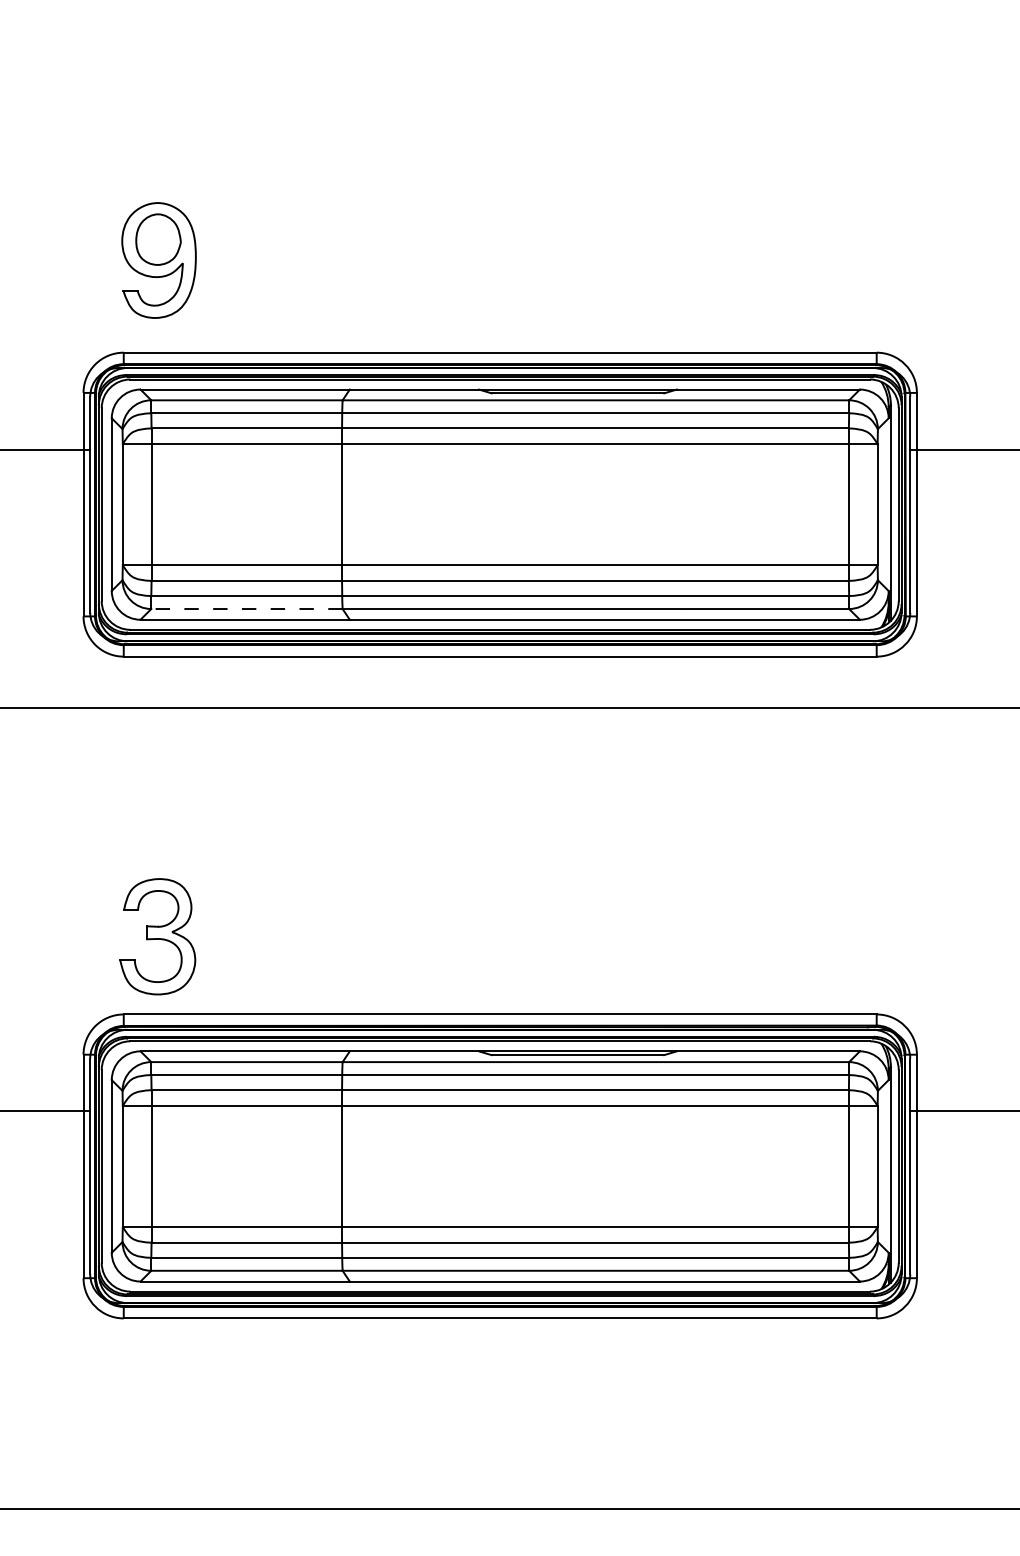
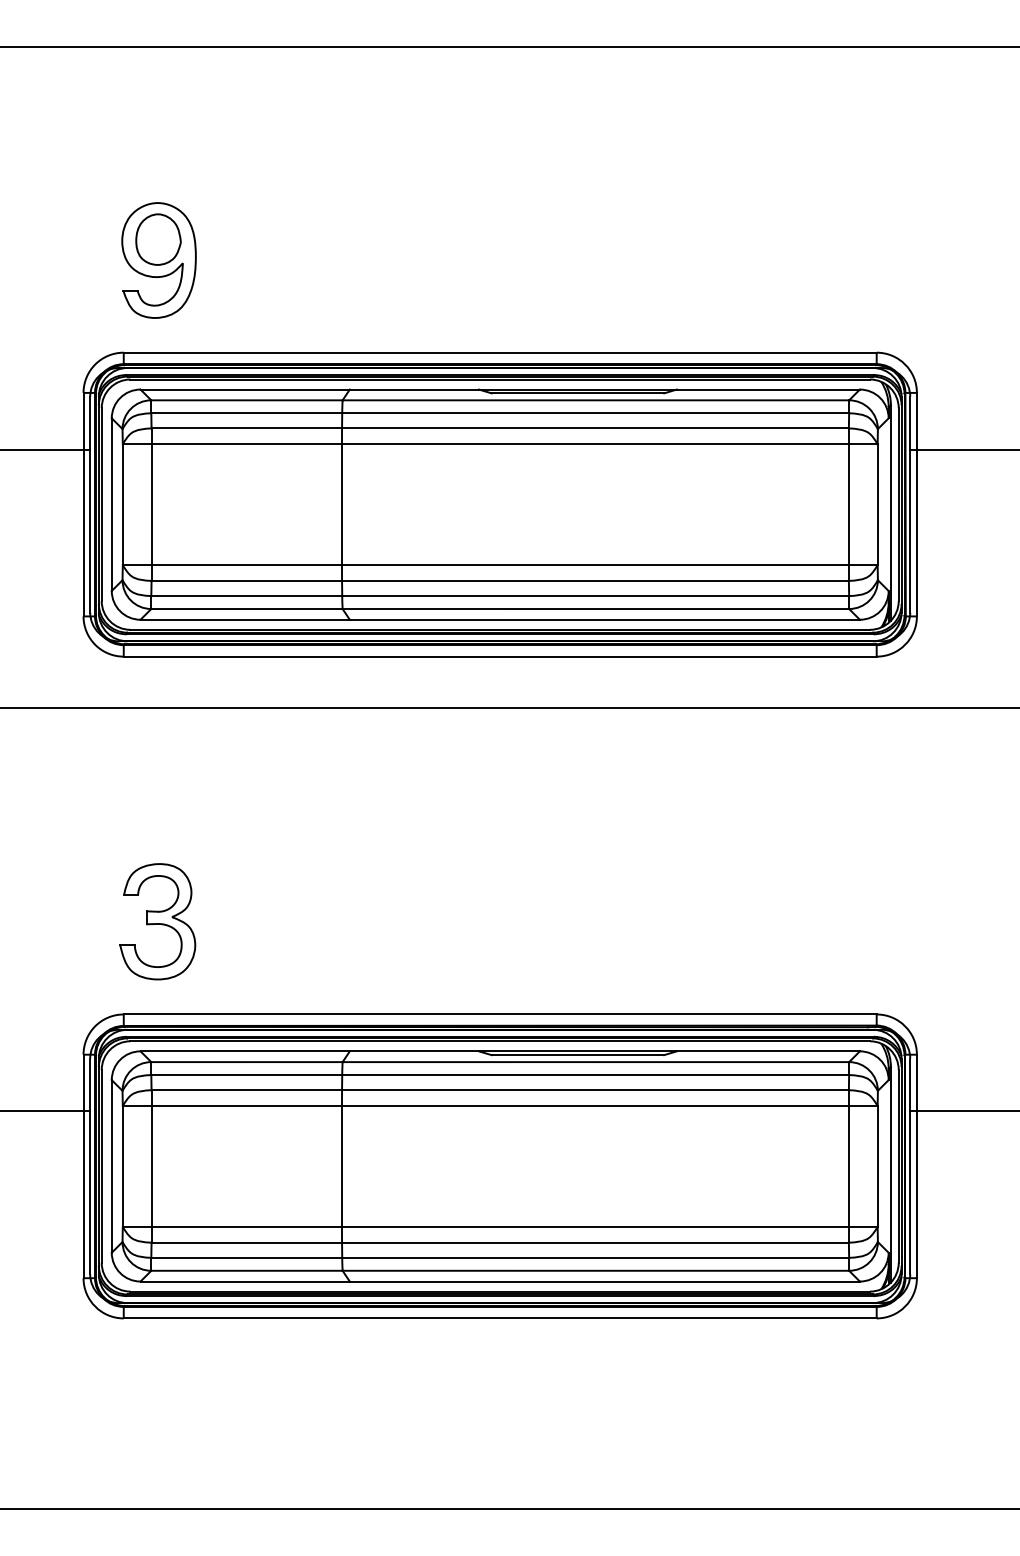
line: none -> present (509, 46)
line: dashed -> solid (246, 609)
part position: (157, 936) -> (157, 921) (157, 921)
